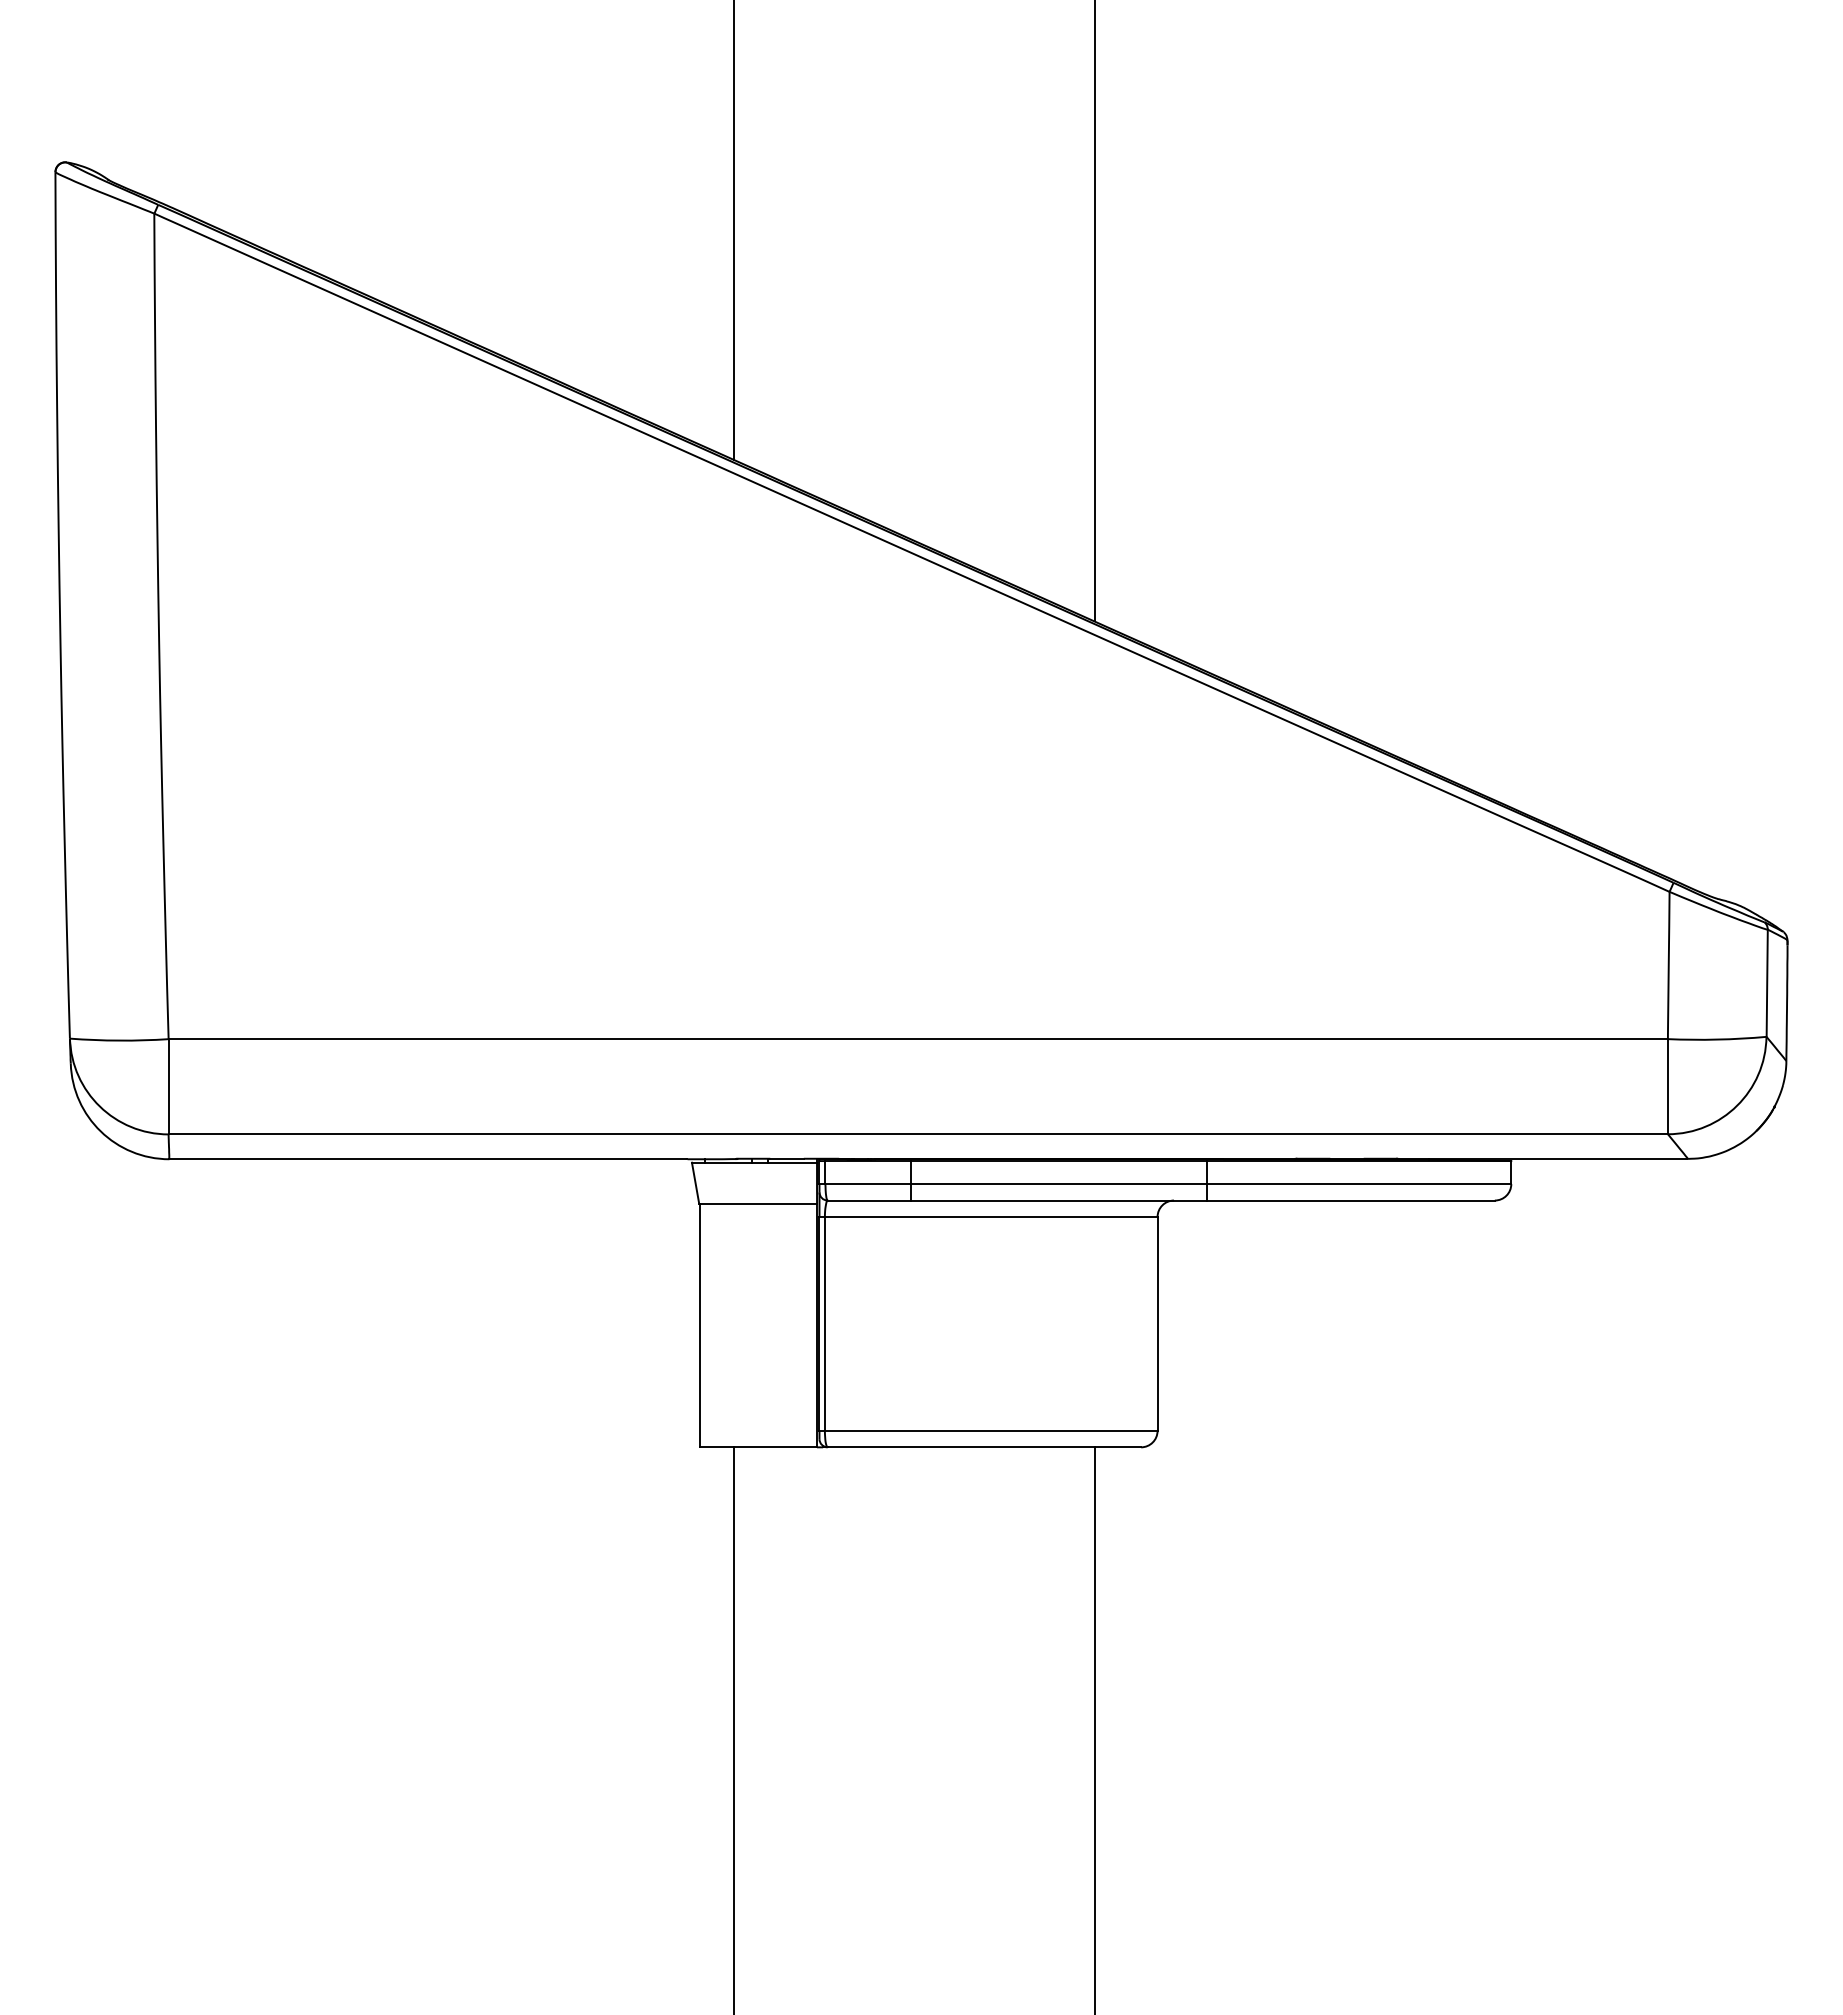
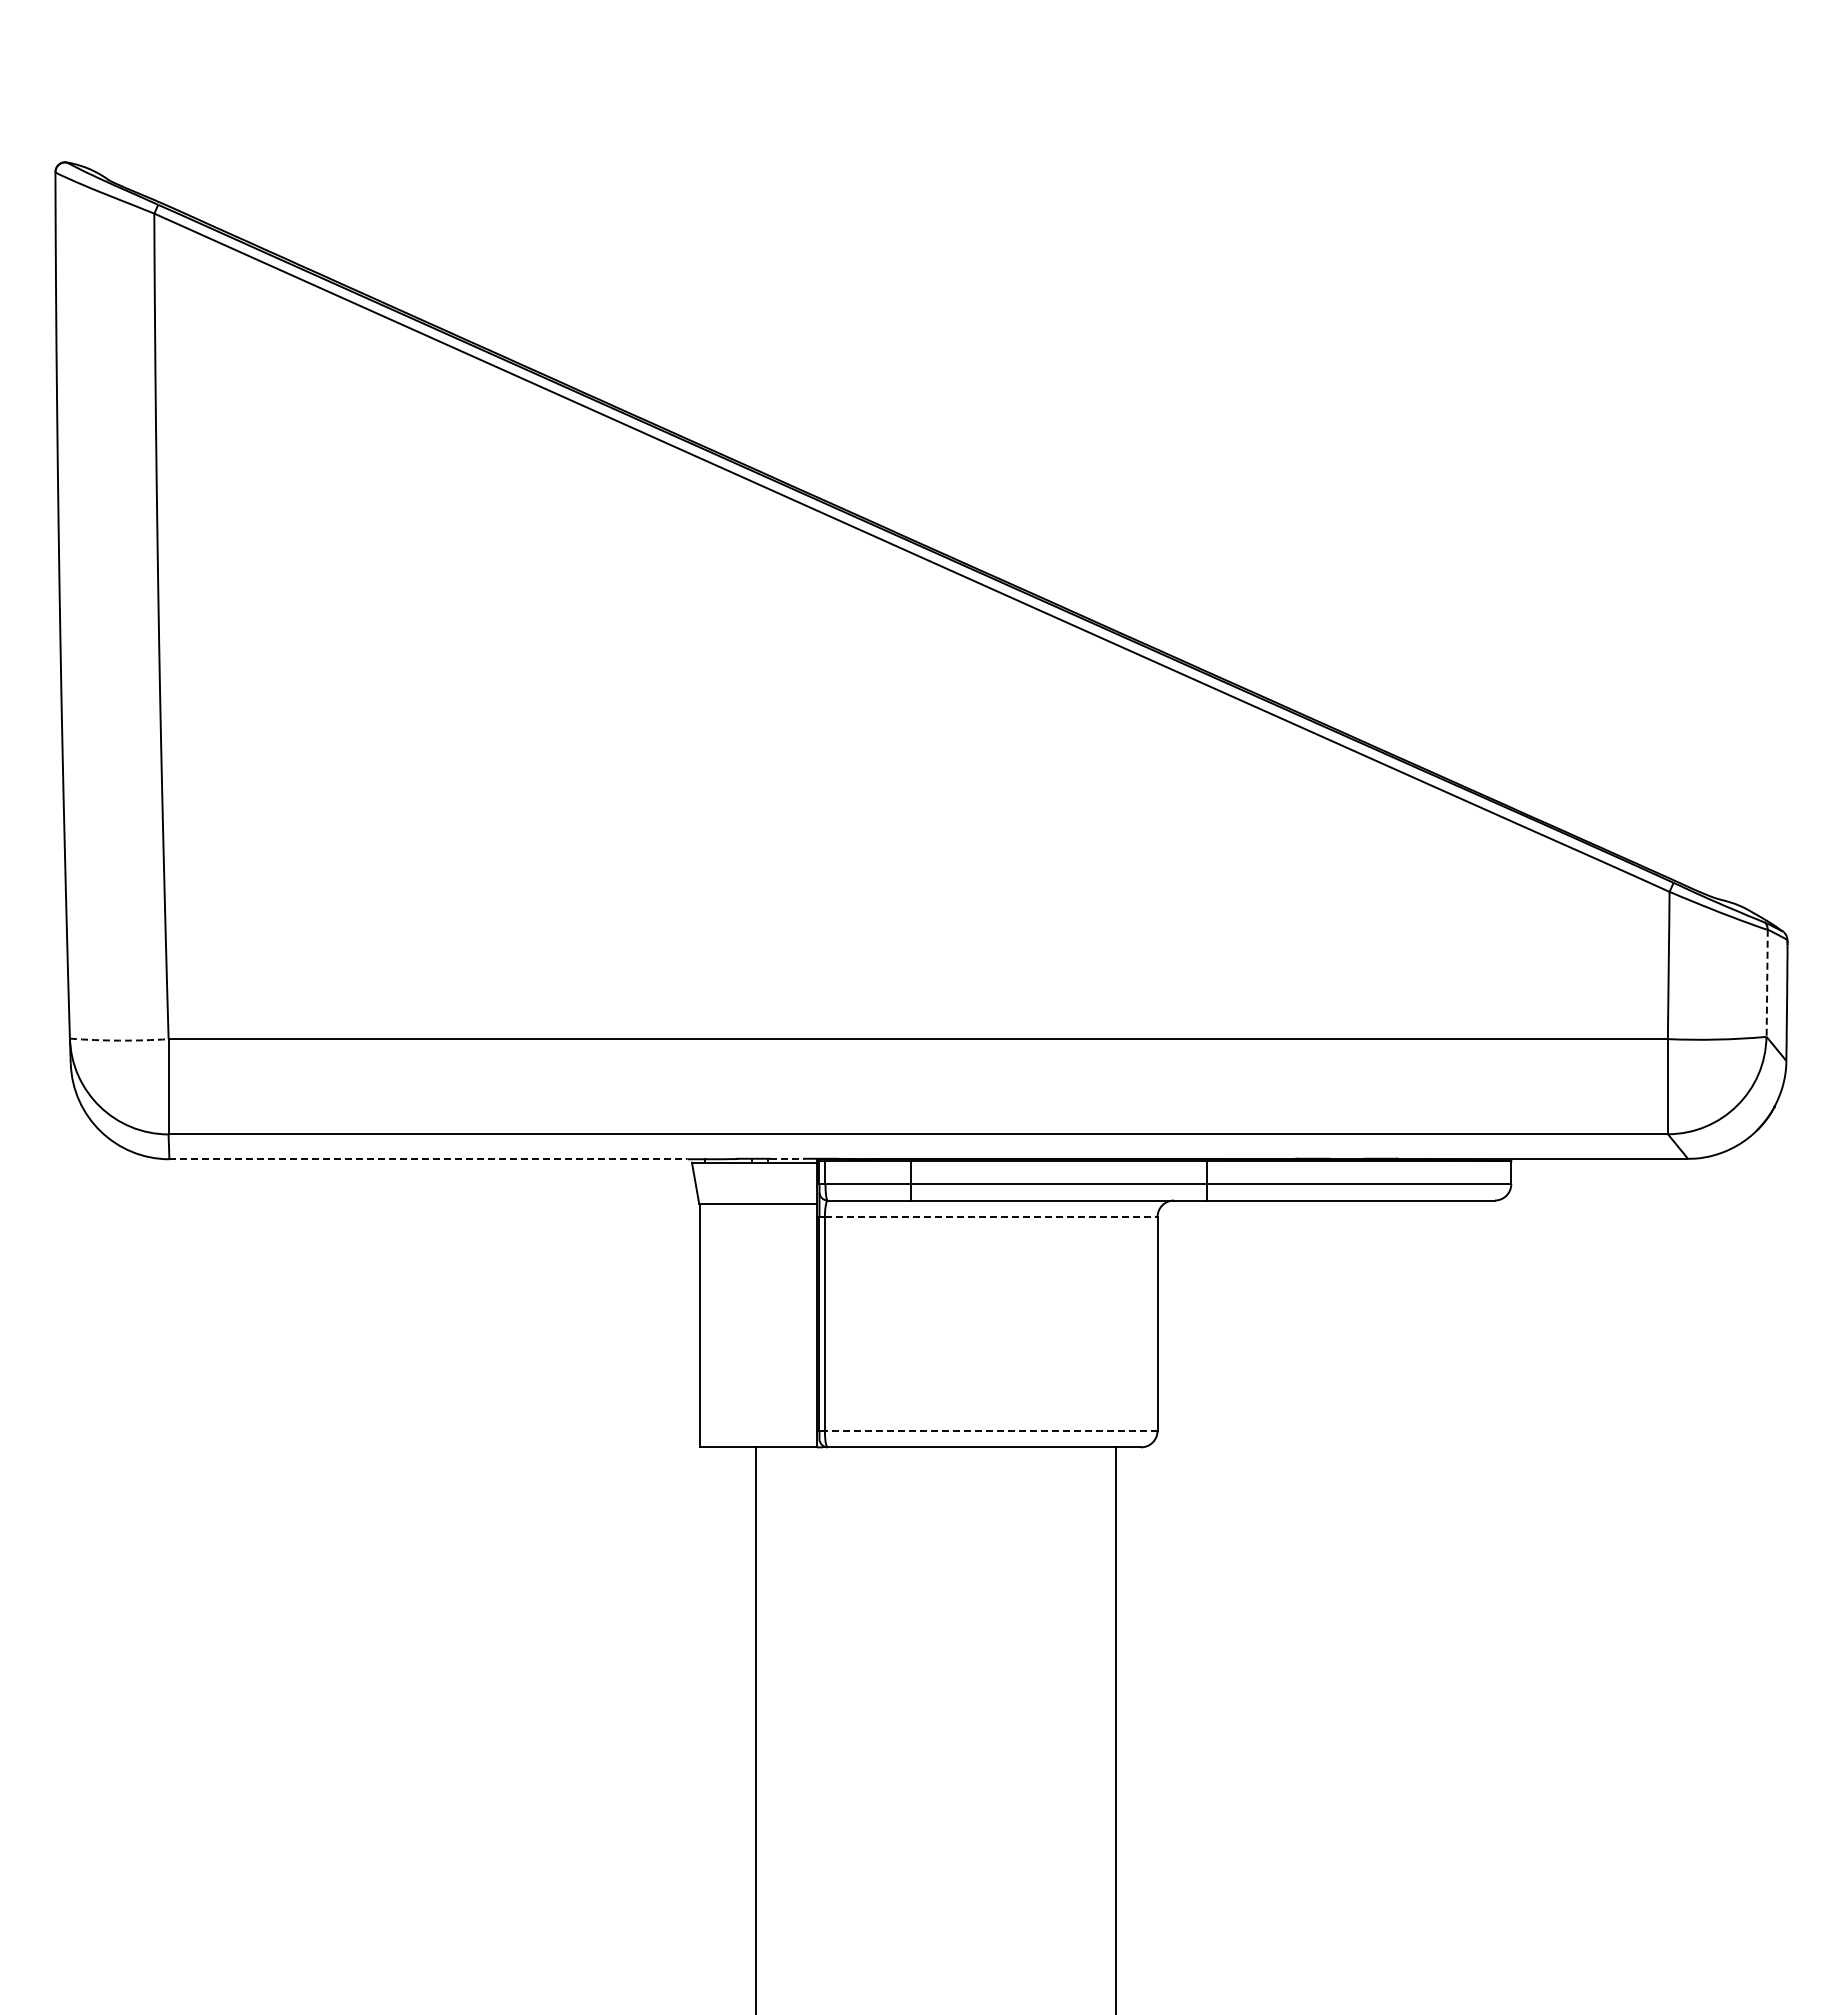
line: present -> none (734, 231)
line: present -> none (1094, 311)
line: solid -> dashed (1767, 983)
arc: solid -> dashed (119, 1040)
line: solid -> dashed (787, 1158)
line: solid -> dashed (428, 1159)
line: solid -> dashed (991, 1217)
line: solid -> dashed (990, 1430)
line position: (734, 1729) -> (756, 1729) (756, 1729)
line position: (1094, 1729) -> (1115, 1729) (1115, 1729)
